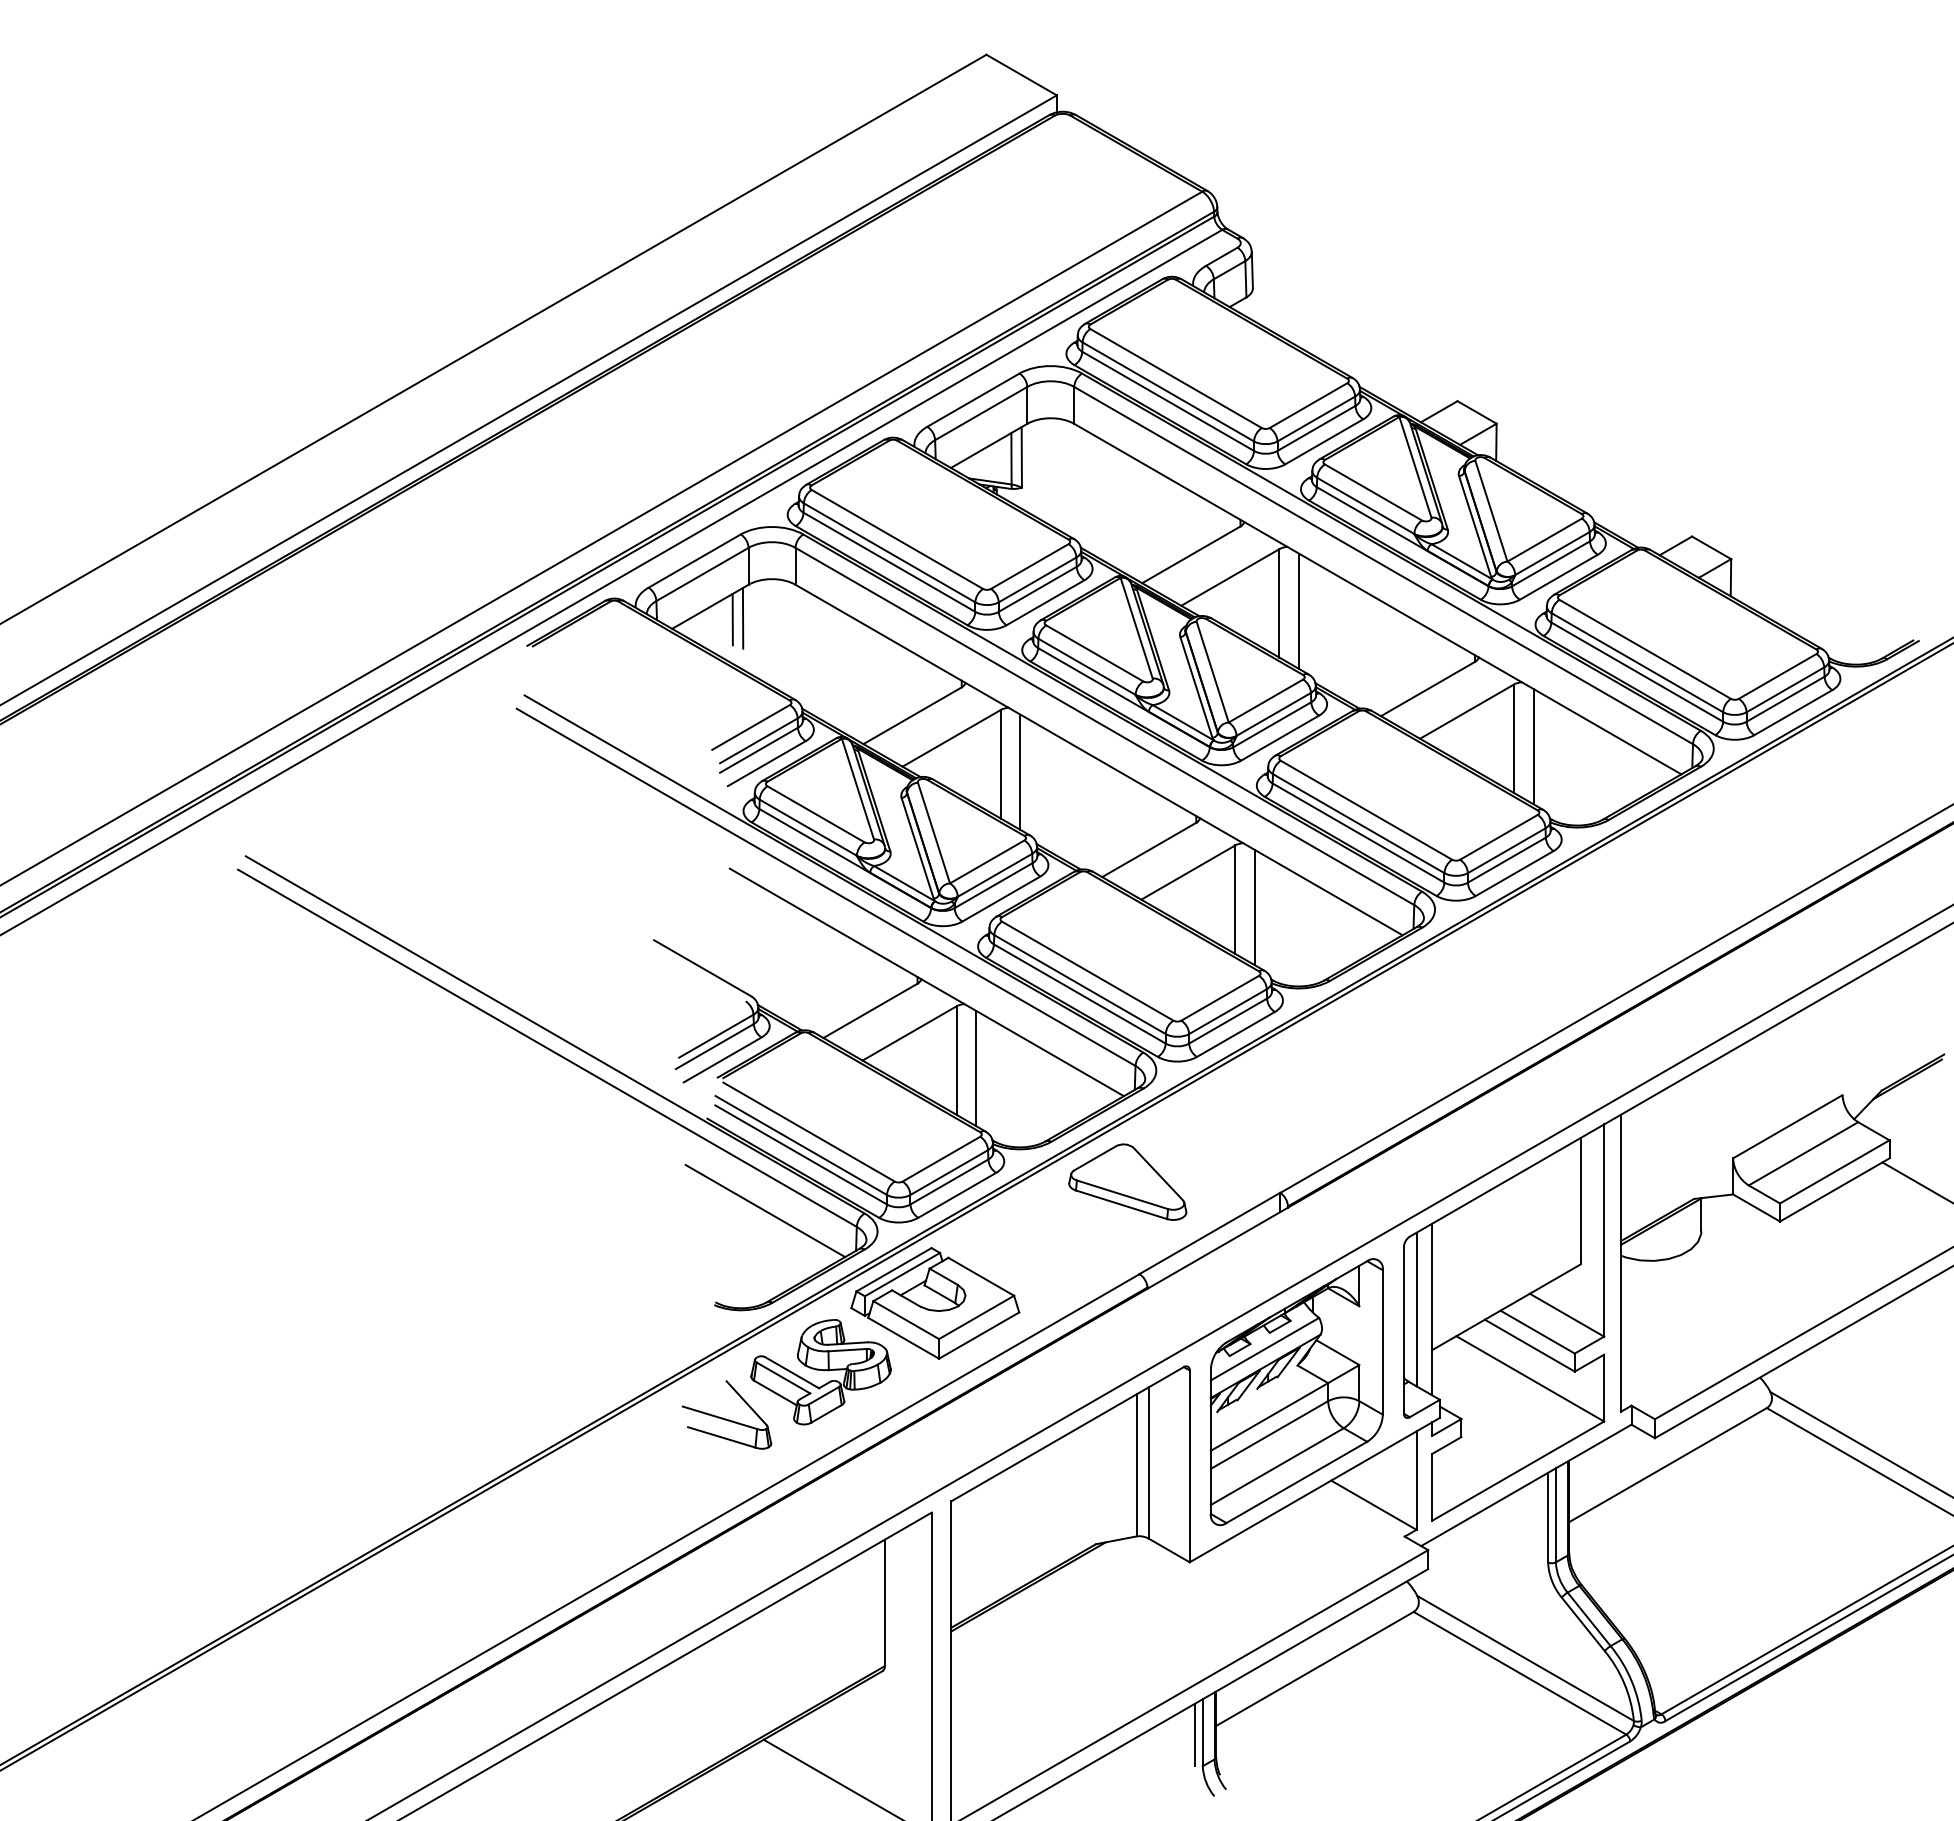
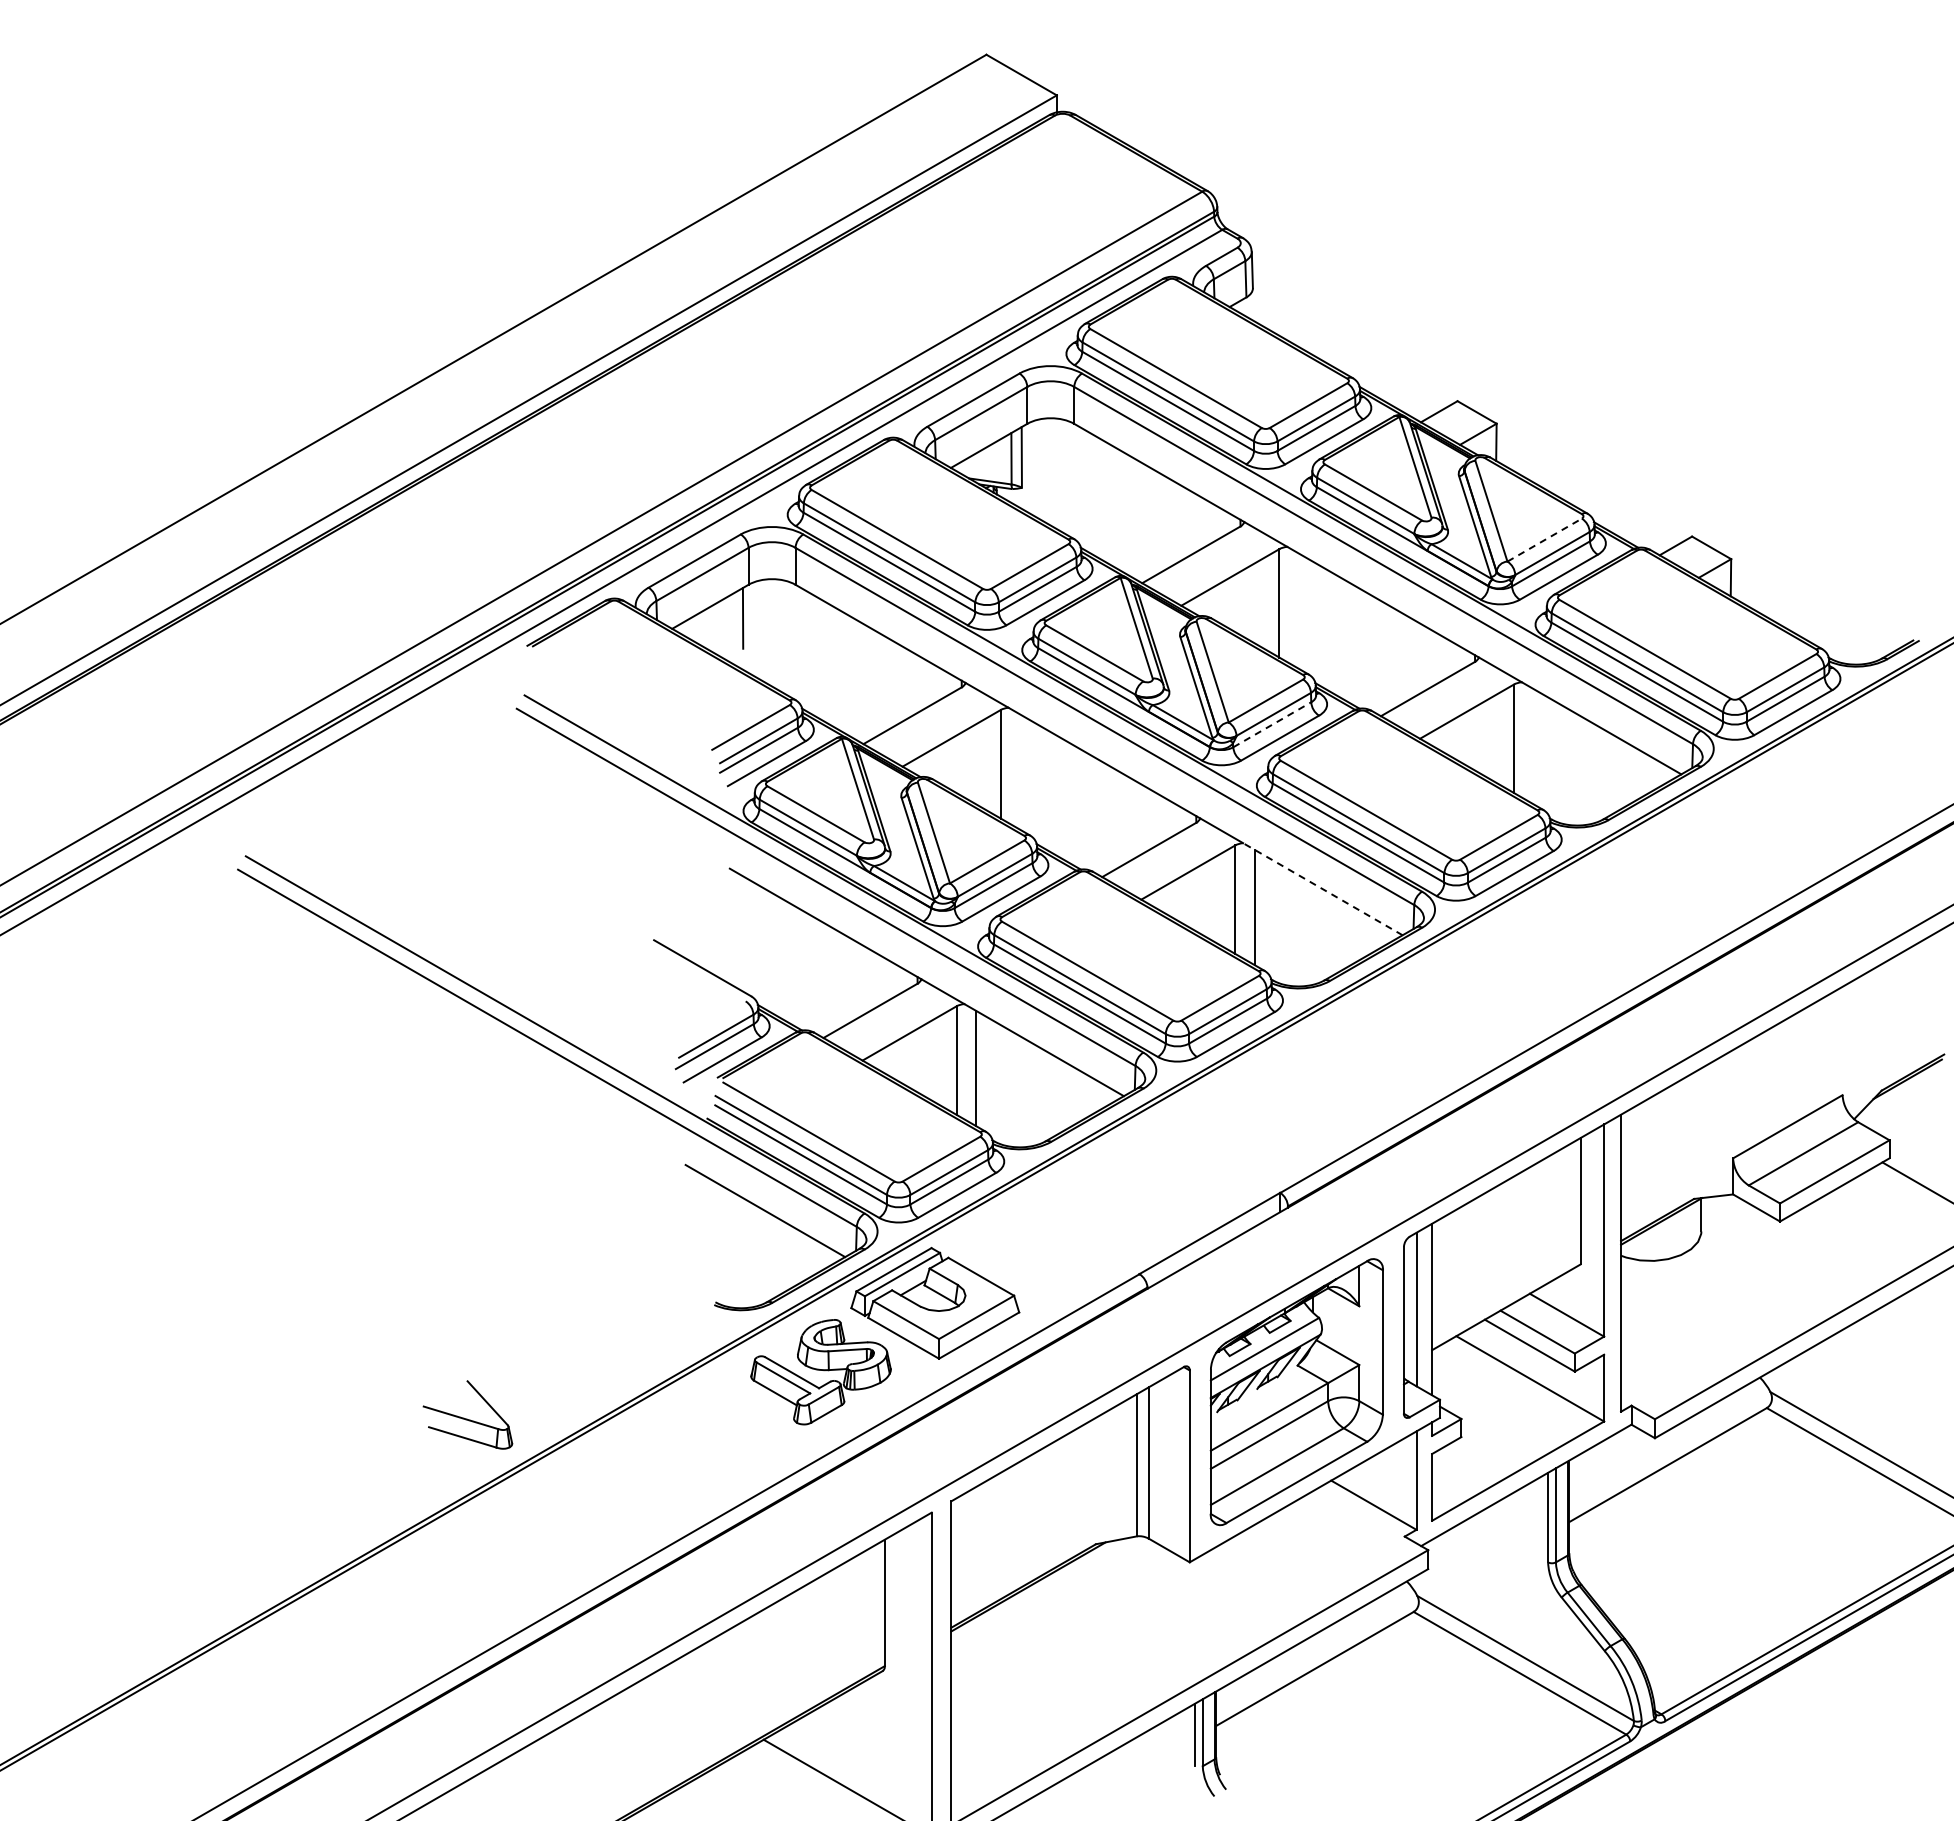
line: solid -> dashed (1544, 540)
line: present -> none (1299, 610)
line: present -> none (732, 619)
line: solid -> dashed (1272, 724)
line: present -> none (1533, 746)
line: present -> none (1020, 771)
line: solid -> dashed (1322, 888)
part: present -> none (1127, 1181)
part position: (726, 1414) -> (467, 1414) (467, 1414)
